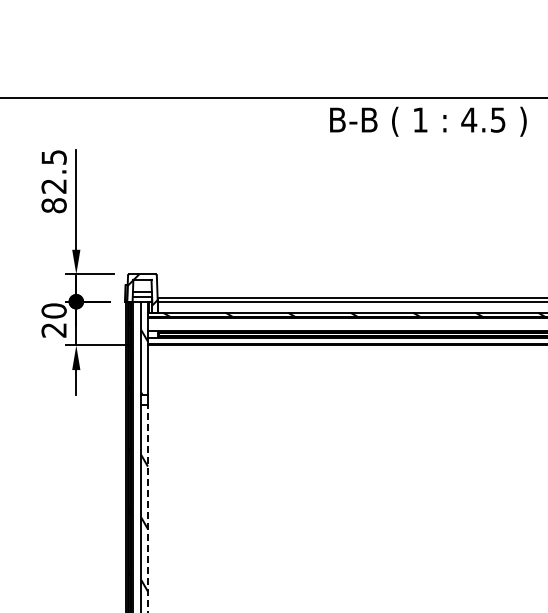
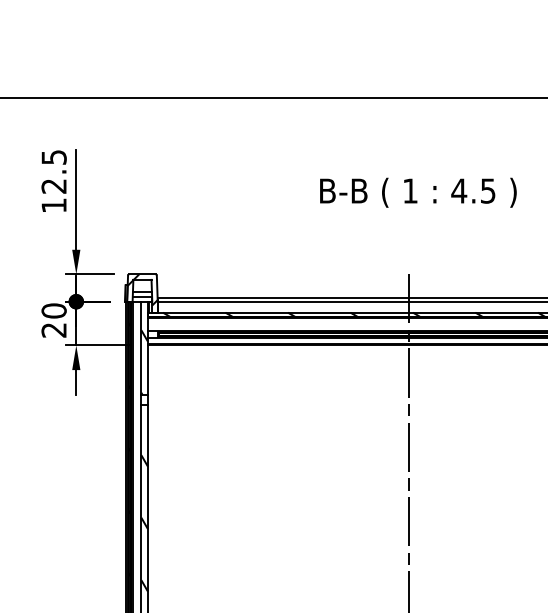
text position: (428, 121) -> (418, 192) (418, 192)
text: 82.5 -> 12.5 (53, 205)
line: none -> present (409, 441)
line: dashed -> solid (147, 508)
